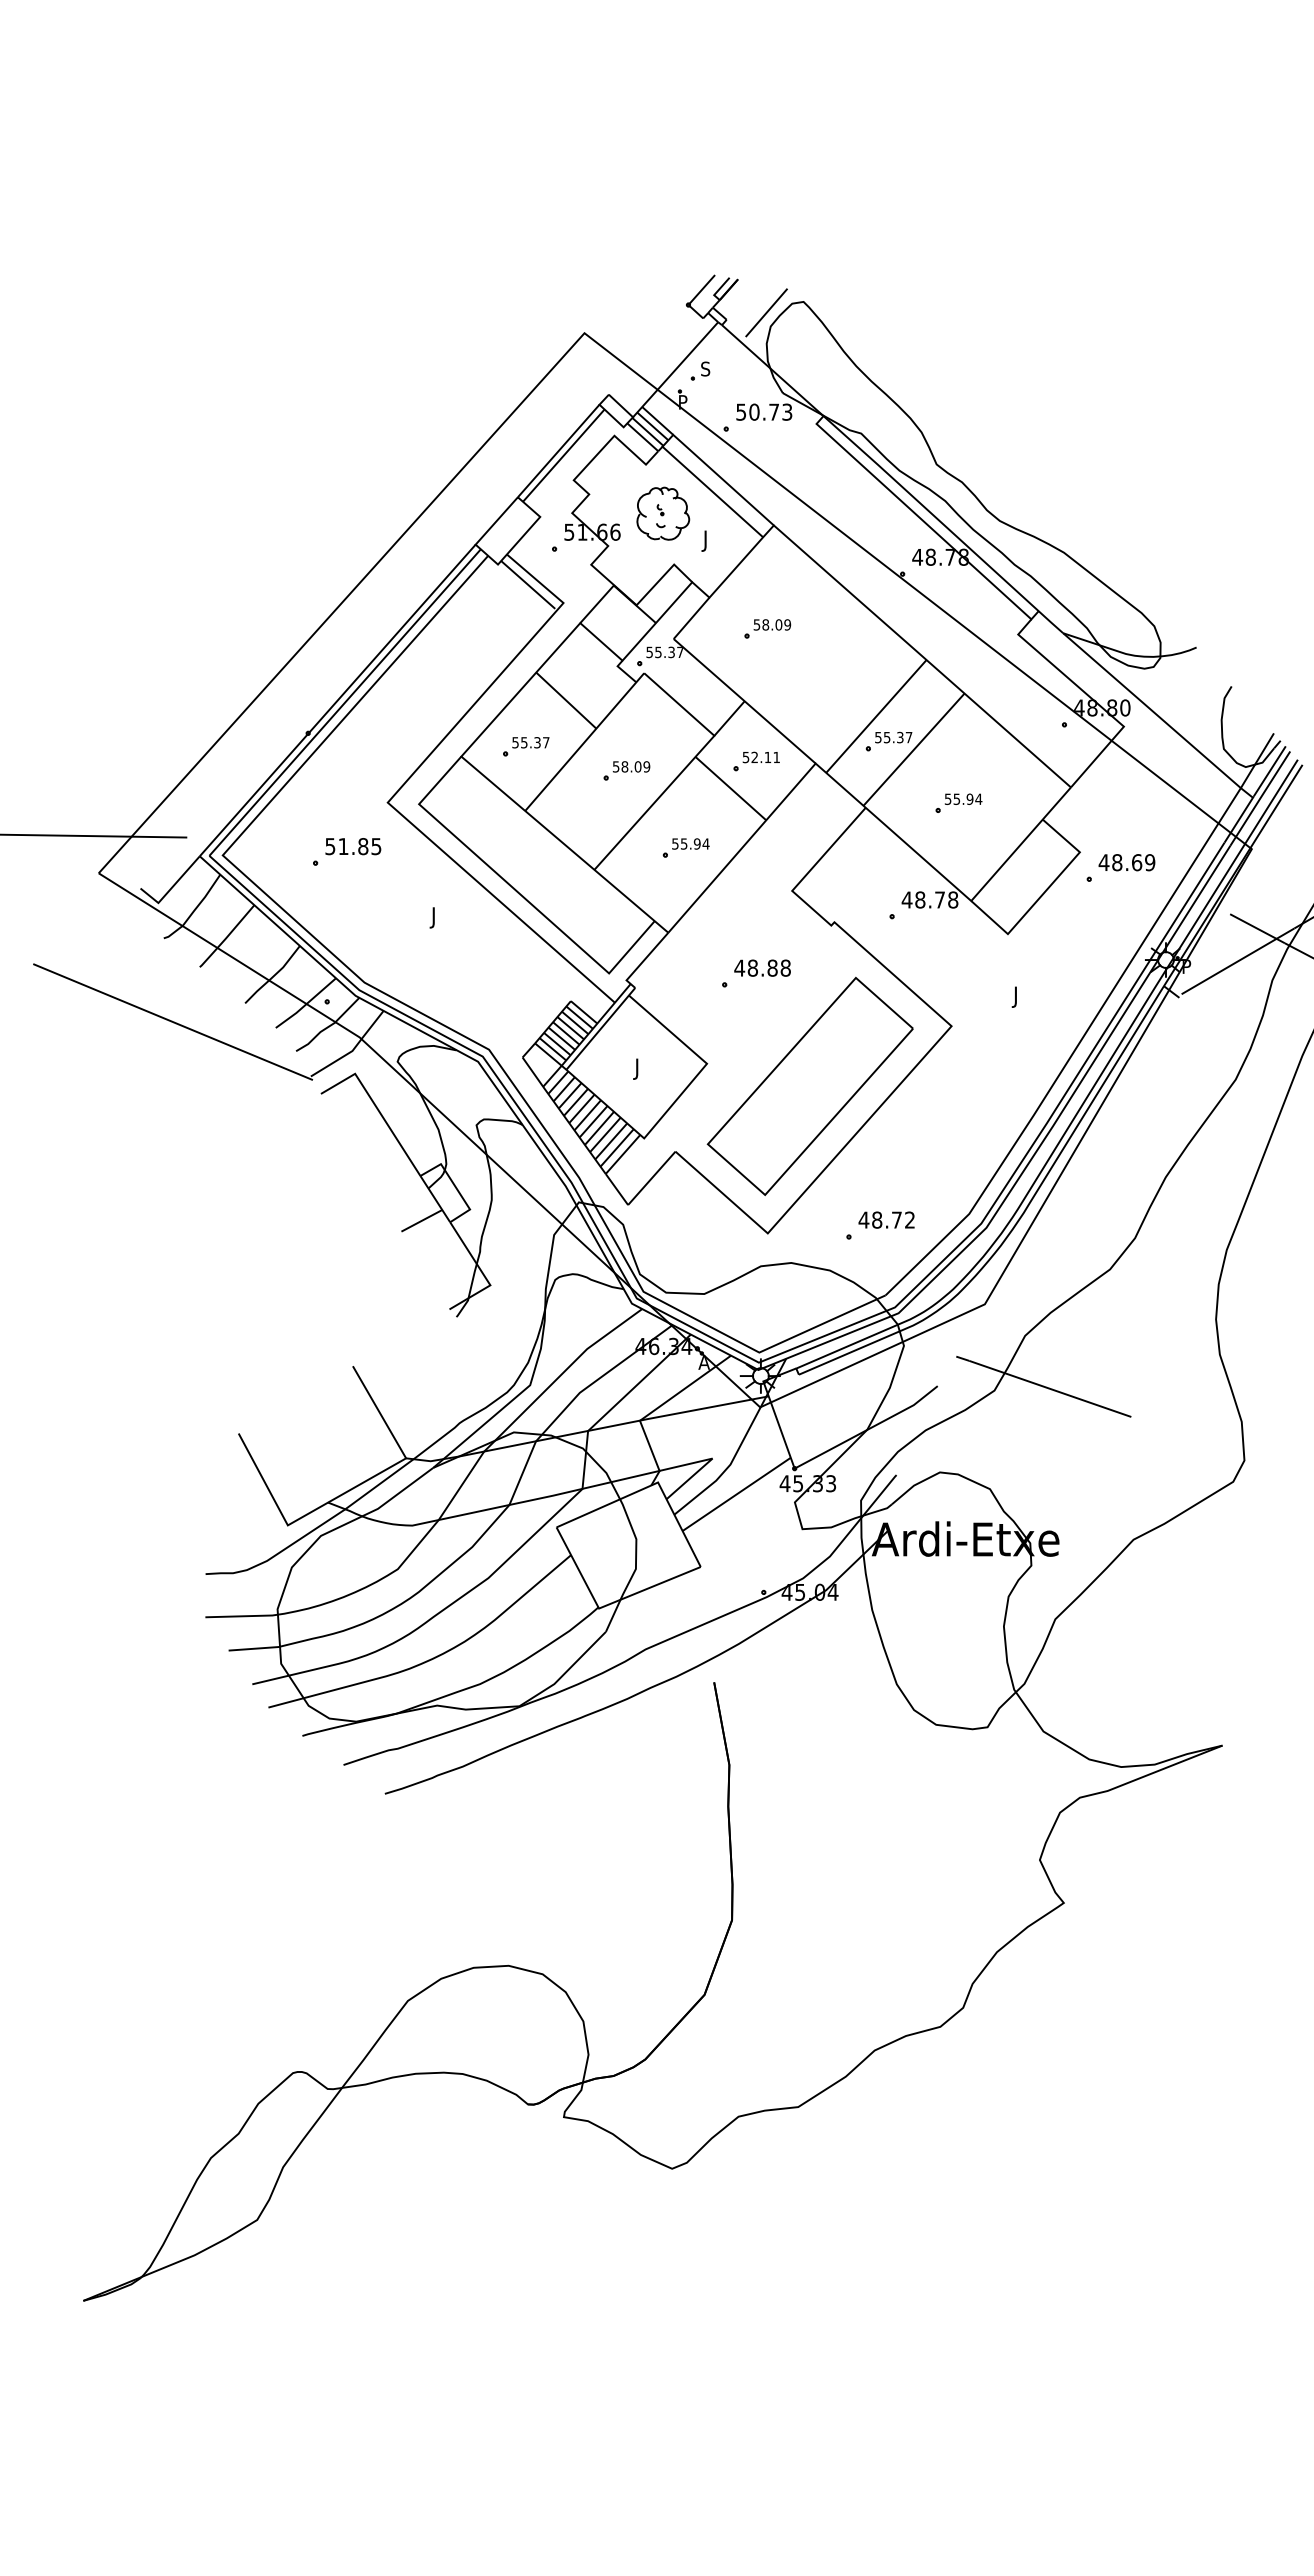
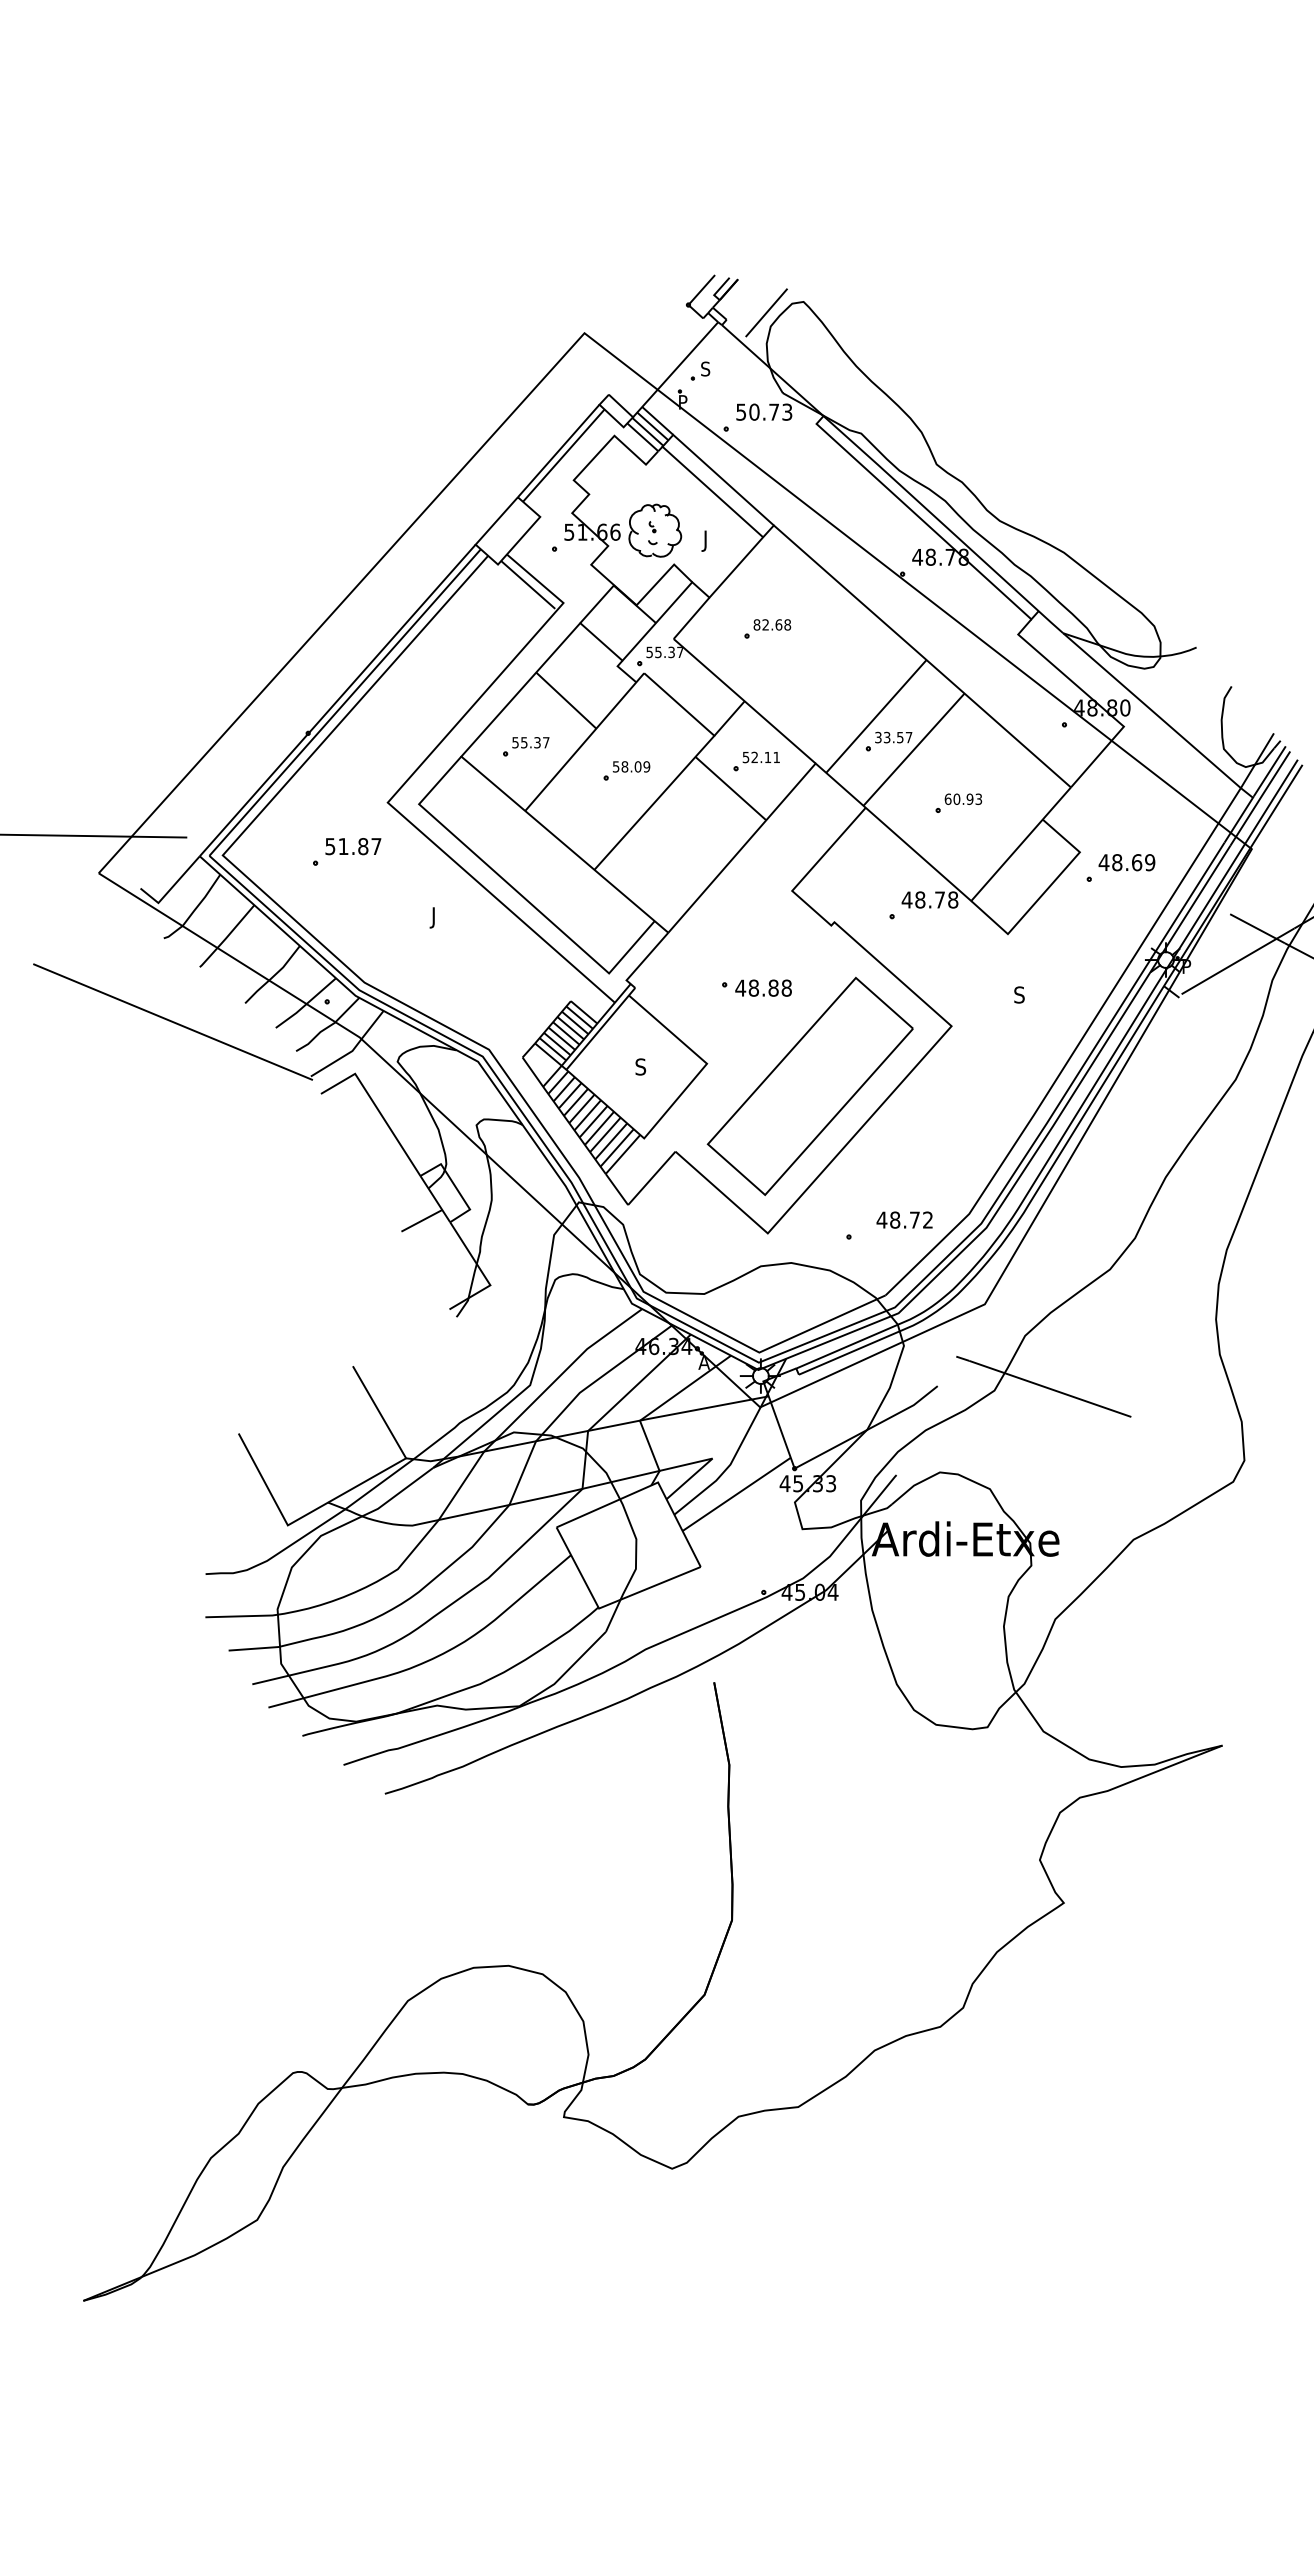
part position: (663, 513) -> (655, 530) (655, 530)
text: 58.09 -> 82.68 (772, 624)
text: 55.37 -> 33.57 (889, 736)
text: 55.94 -> 60.93 (963, 798)
text: 51.85 -> 51.87 (376, 846)
part: present -> none (685, 847)
text position: (762, 967) -> (763, 987) (763, 987)
text: J -> S (1017, 996)
text: J -> S (639, 1068)
text position: (886, 1219) -> (904, 1219) (904, 1219)
